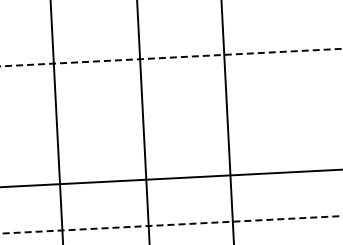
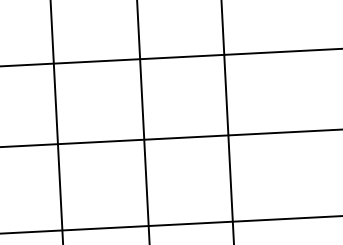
line: dashed -> solid (171, 57)
line position: (170, 178) -> (170, 138) (170, 138)
line: dashed -> solid (172, 224)
